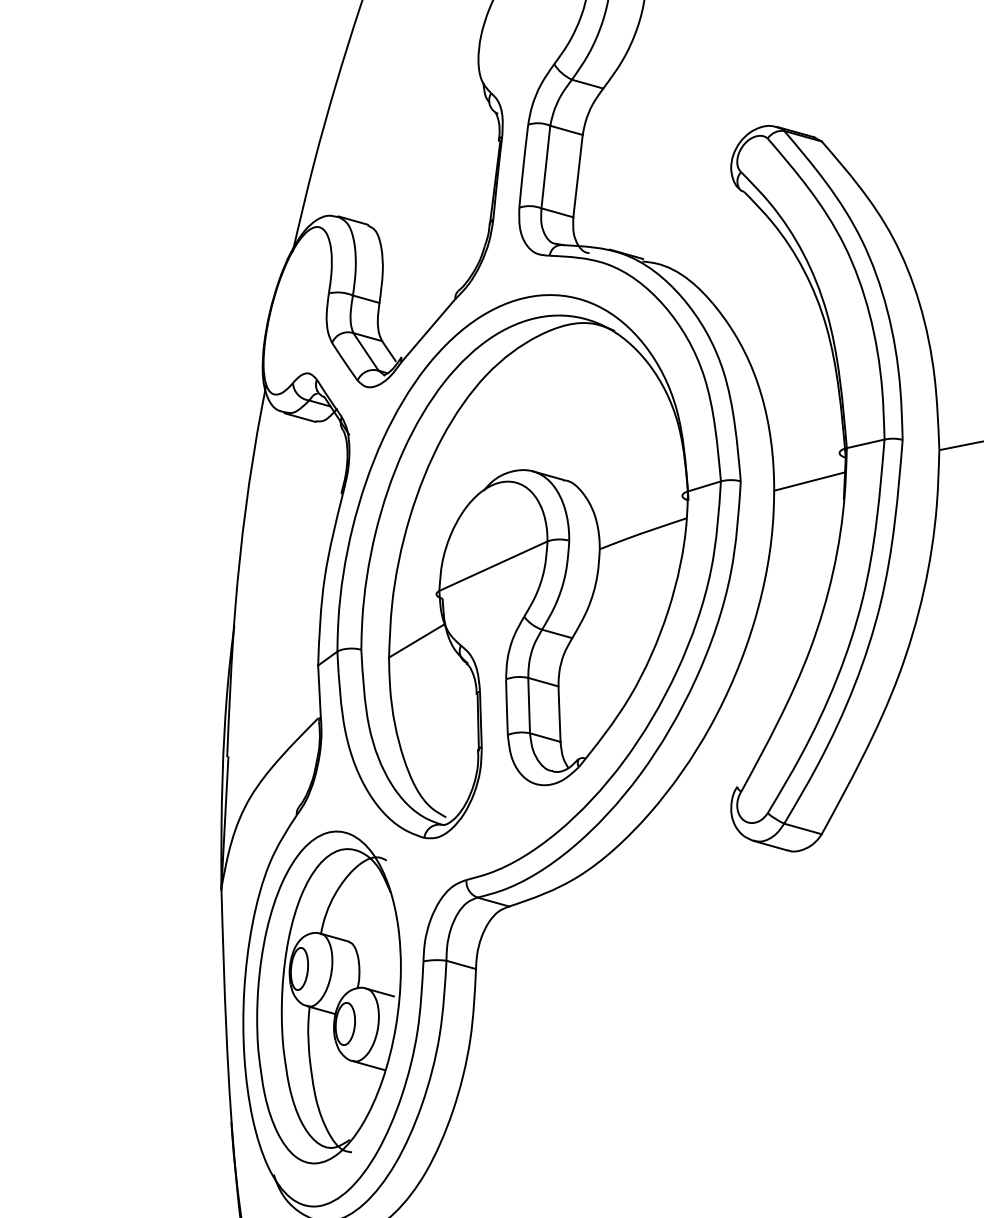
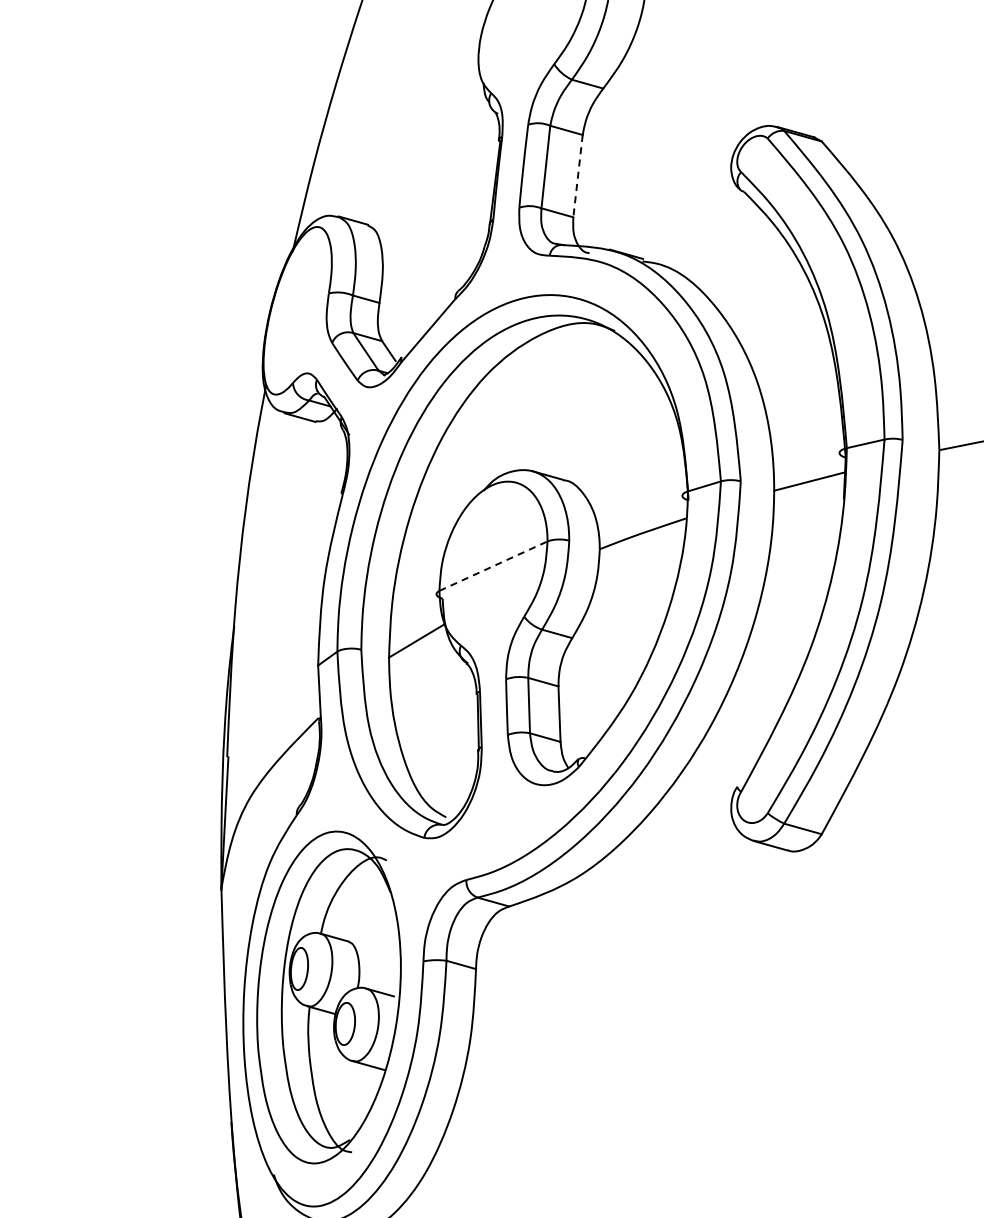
line: solid -> dashed (577, 176)
line: solid -> dashed (493, 565)
